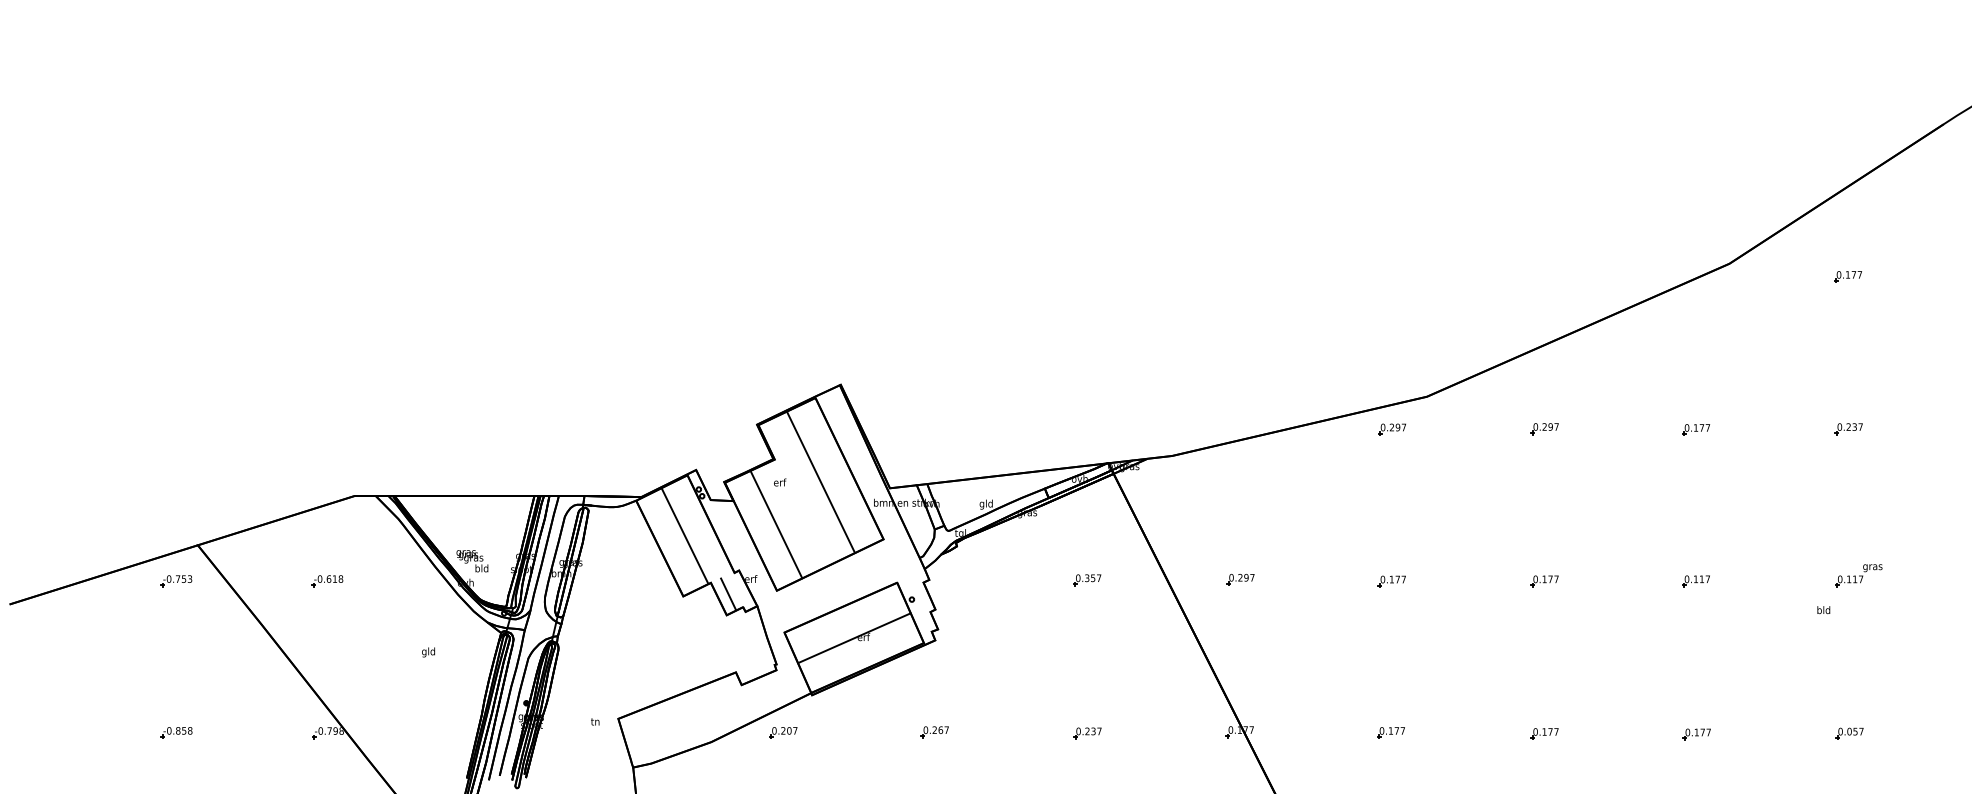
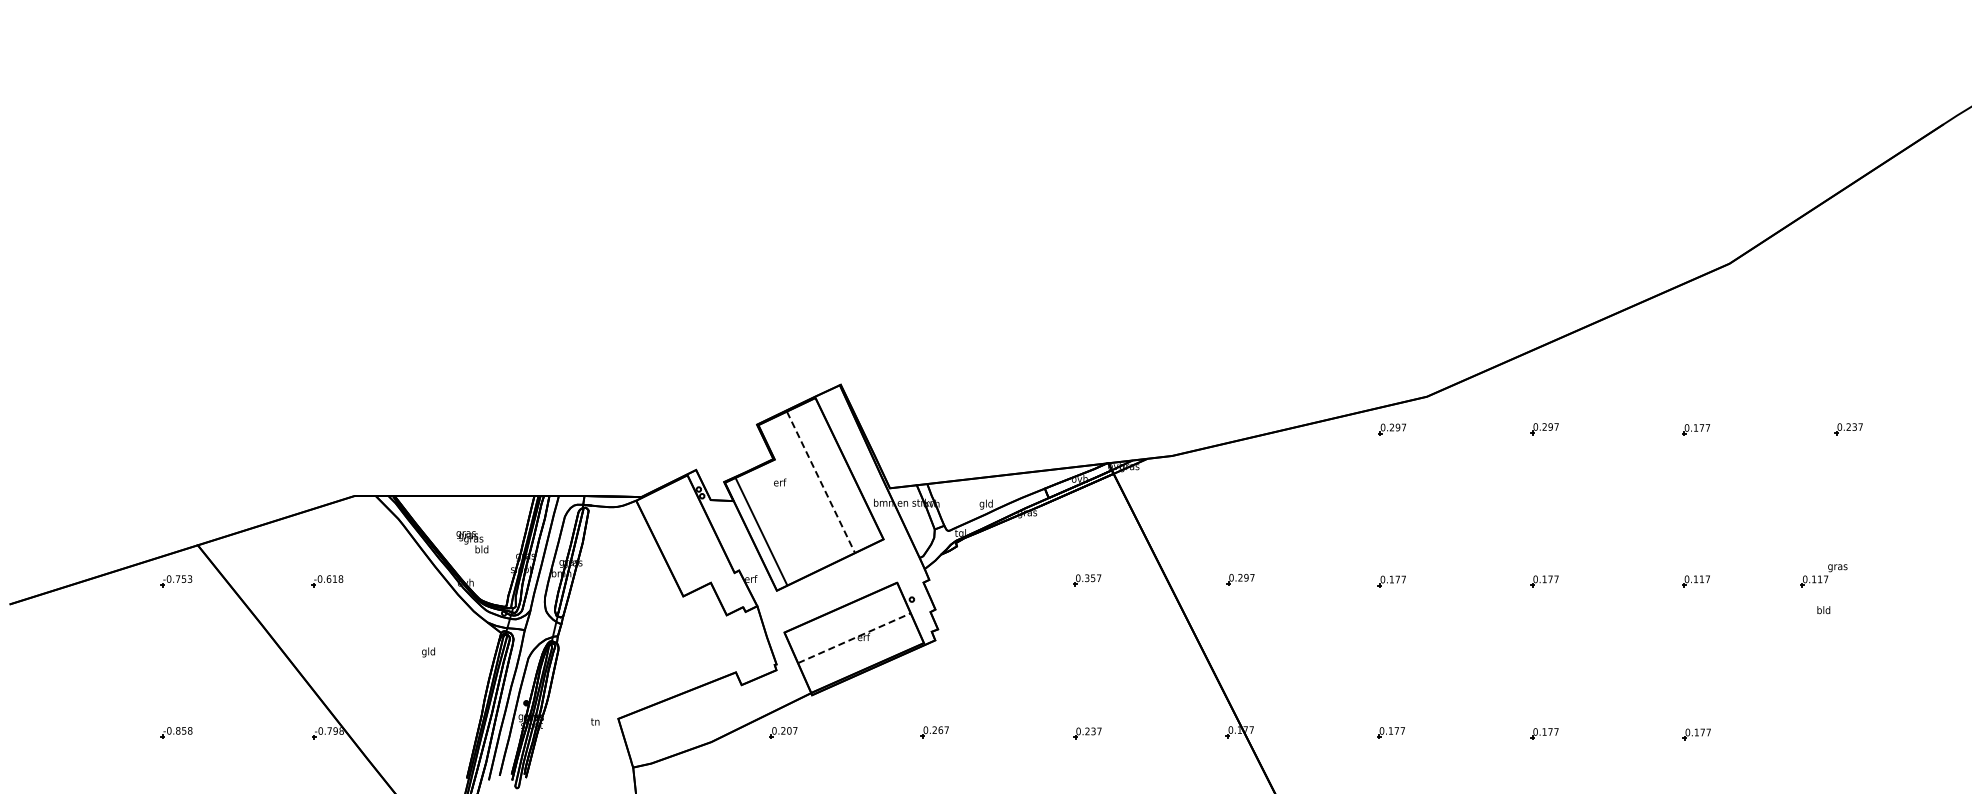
part: present -> none (1847, 276)
line: solid -> dashed (821, 482)
line position: (776, 524) -> (761, 531) (761, 531)
line: present -> none (684, 535)
text position: (472, 561) -> (472, 542) (472, 542)
part position: (1858, 575) -> (1823, 575) (1823, 575)
line: present -> none (728, 594)
line: solid -> dashed (854, 638)
part: present -> none (1849, 733)
